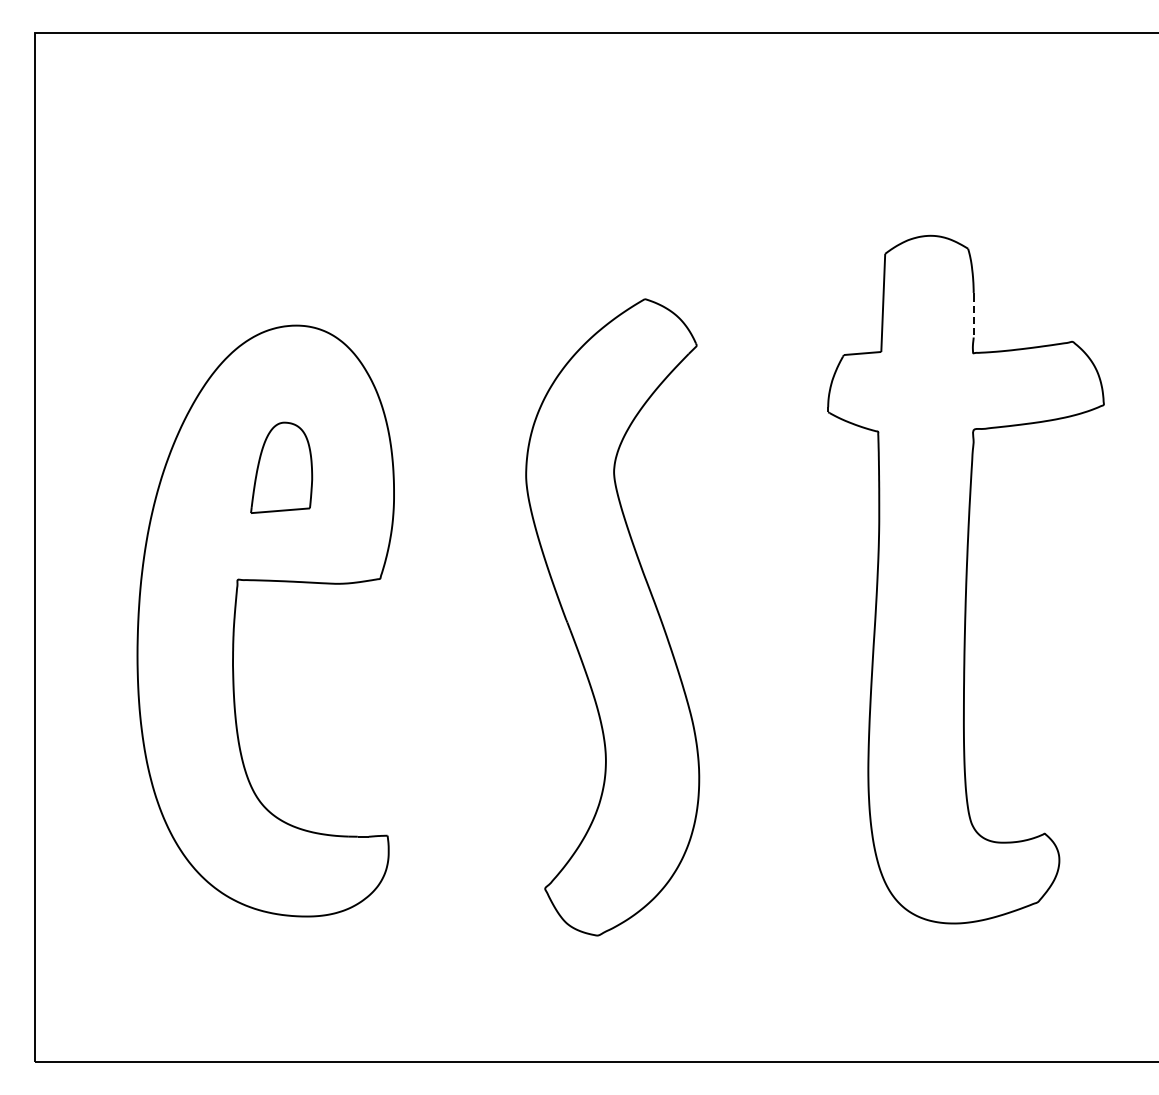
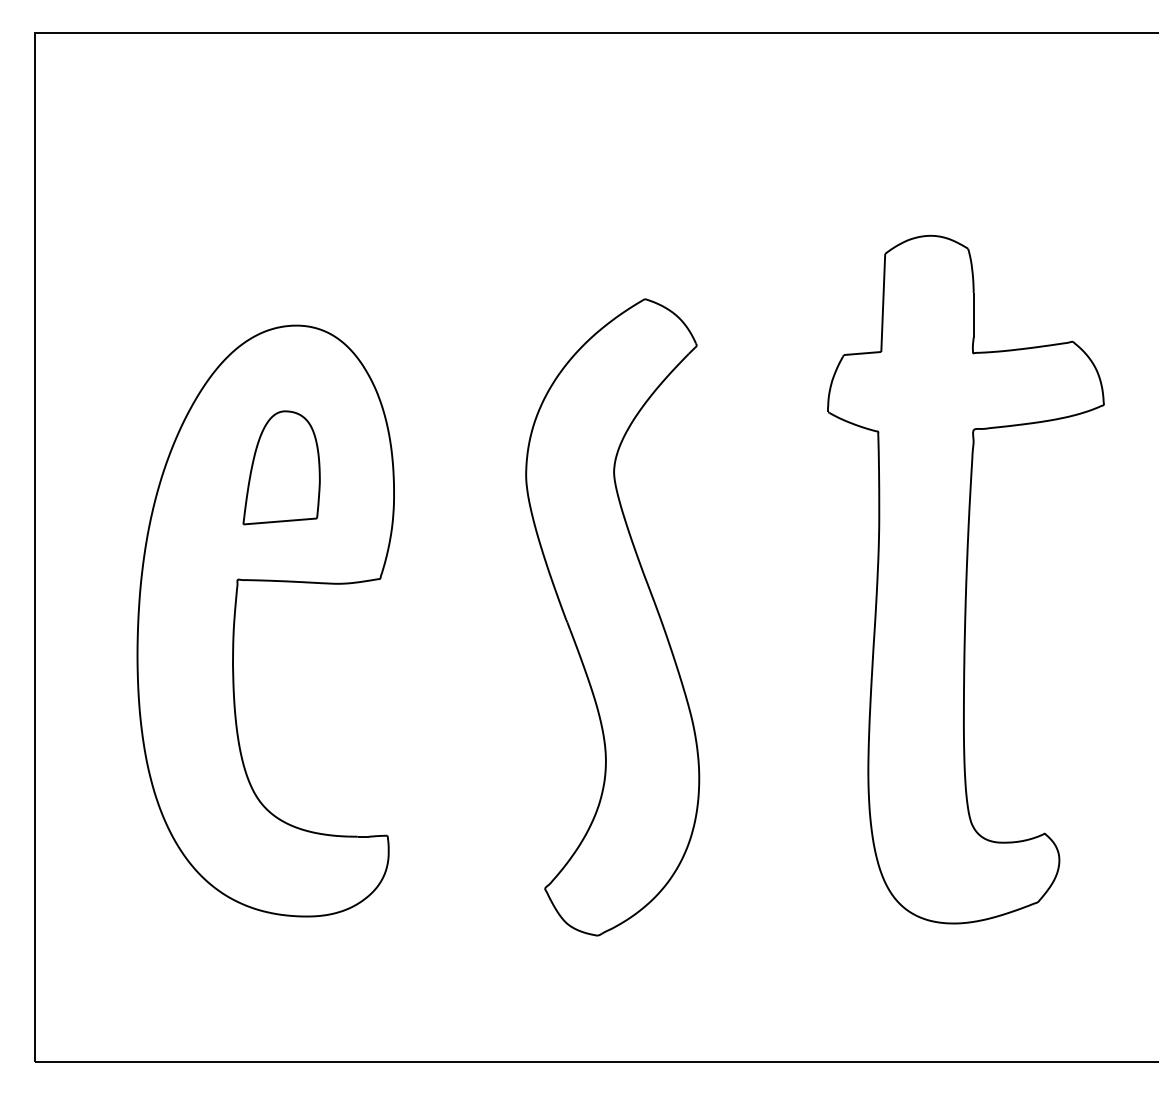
line: dashed -> solid (973, 316)
part size: 64x93 px -> 79x116 px (281, 467)
